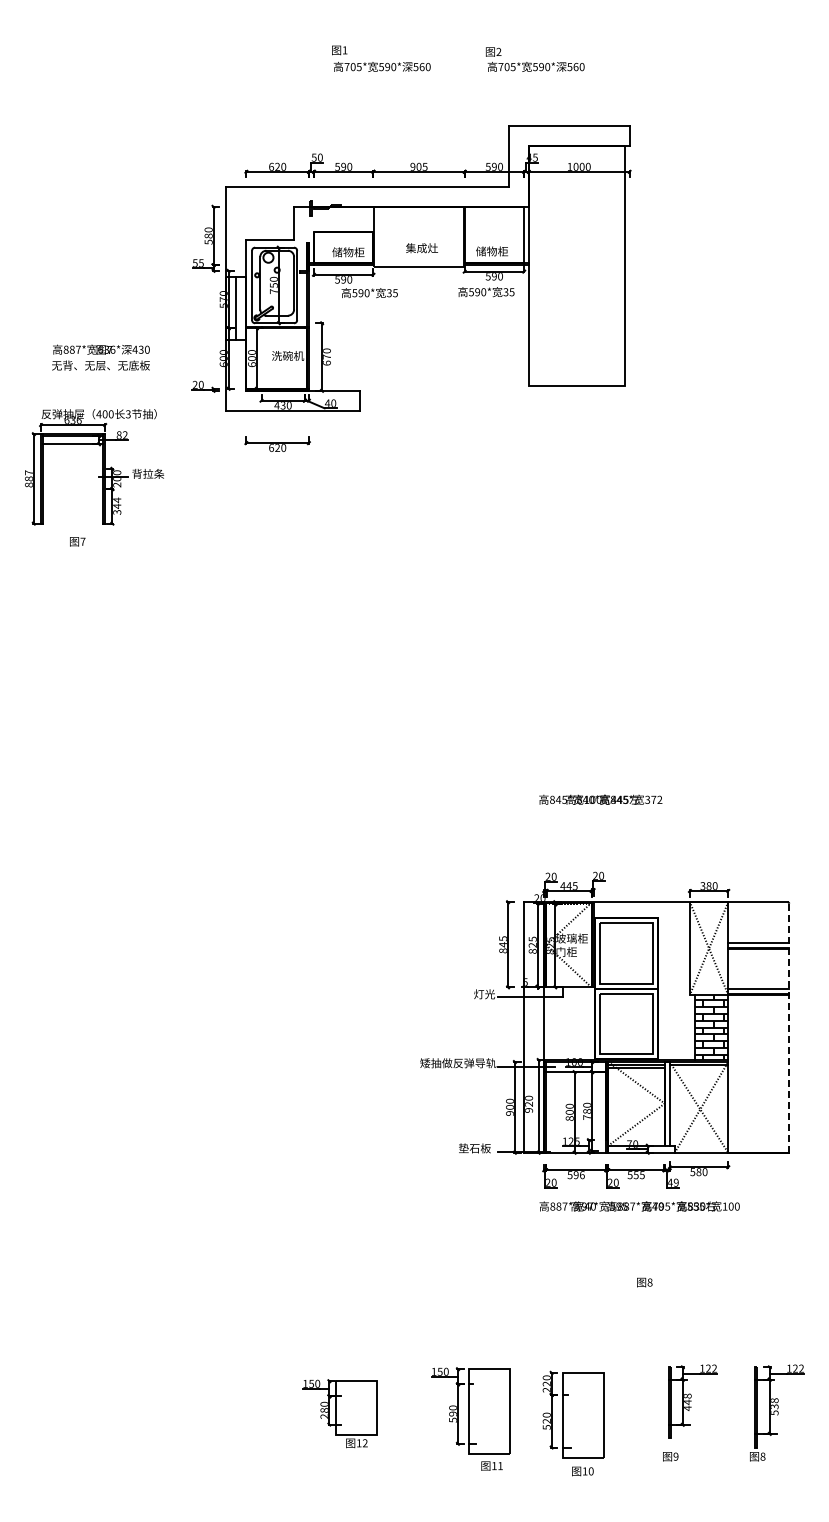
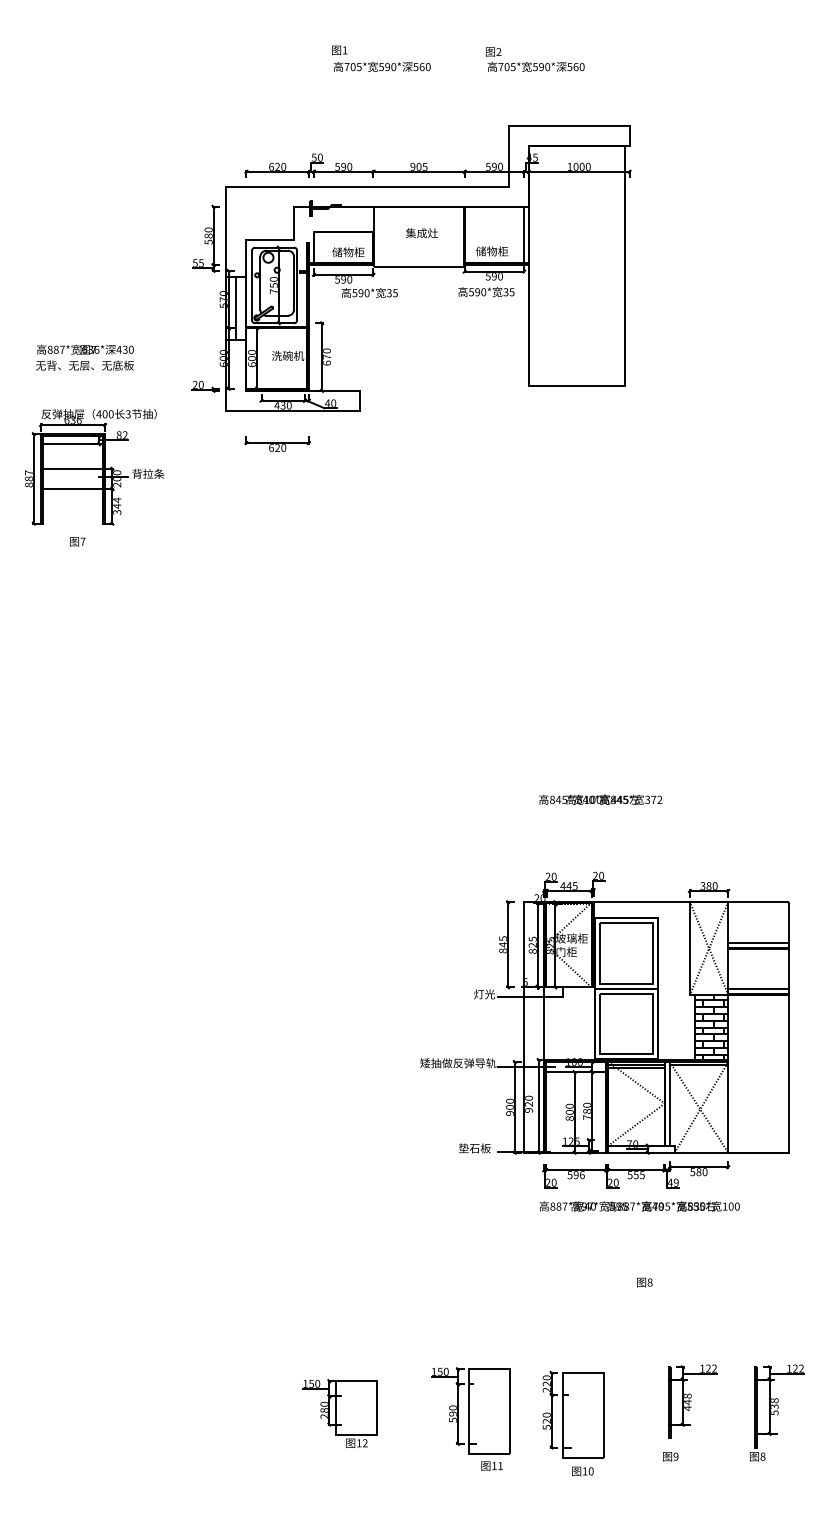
text position: (421, 248) -> (421, 233) (421, 233)
text position: (100, 357) -> (84, 357) (84, 357)
line: none -> present (72, 468)
line: none -> present (72, 489)
line: dashed -> solid (789, 1028)
